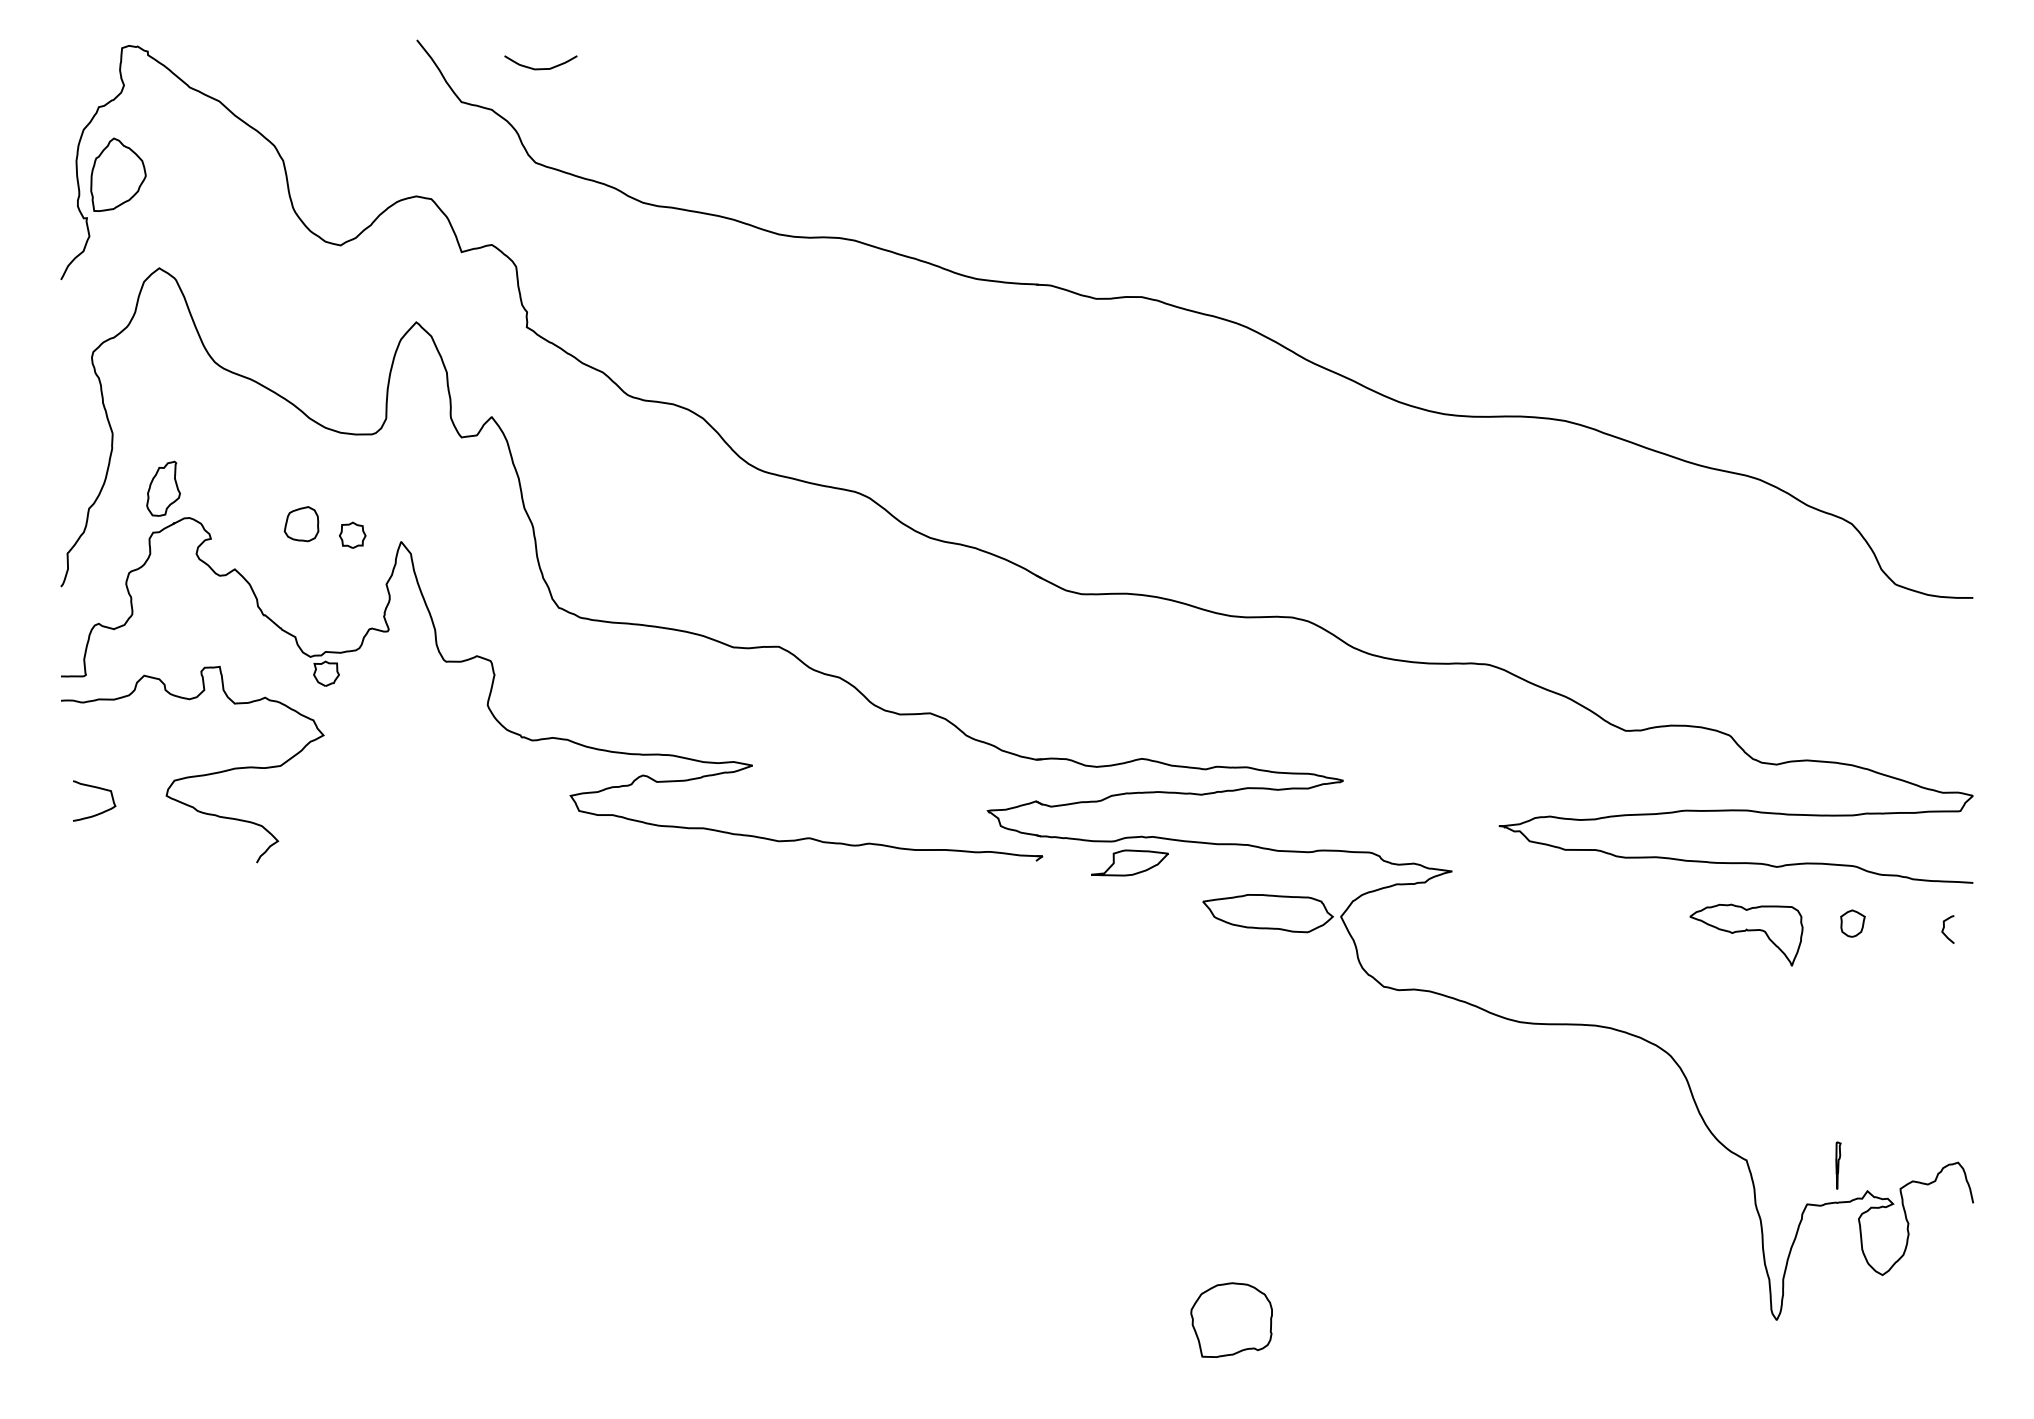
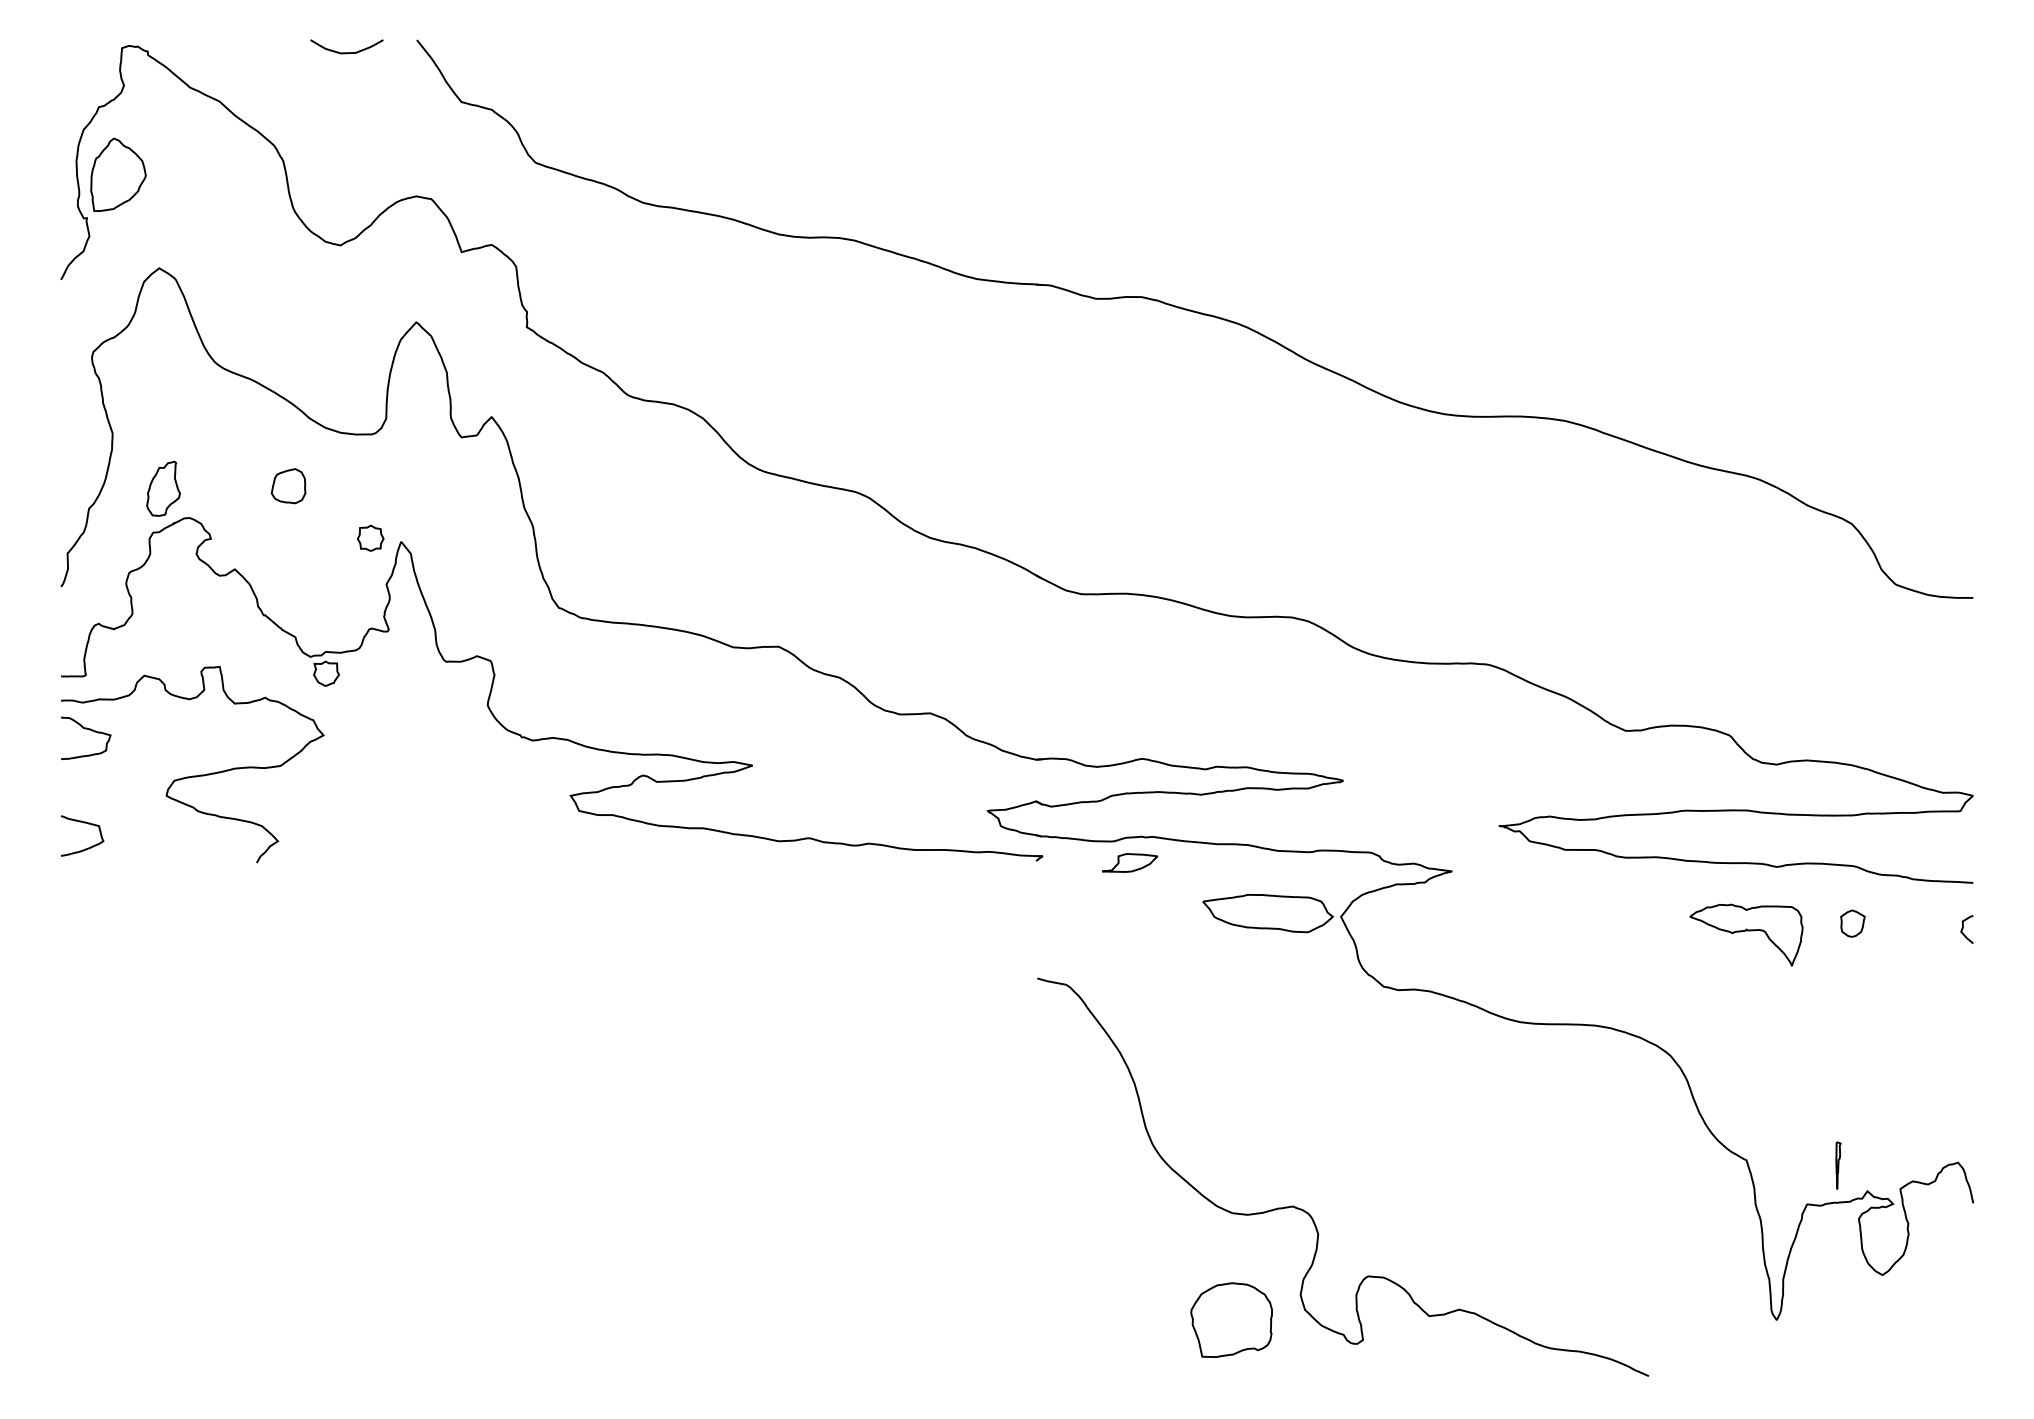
curve position: (540, 68) -> (346, 52) (346, 52)
part position: (301, 524) -> (288, 486) (288, 486)
part position: (352, 534) -> (370, 537) (370, 537)
curve: none -> present (89, 730)
curve position: (95, 788) -> (83, 823) (83, 823)
part size: 78x28 px -> 57x20 px (1130, 862)
curve position: (1944, 929) -> (1963, 929) (1963, 929)
curve: none -> present (1308, 1212)
